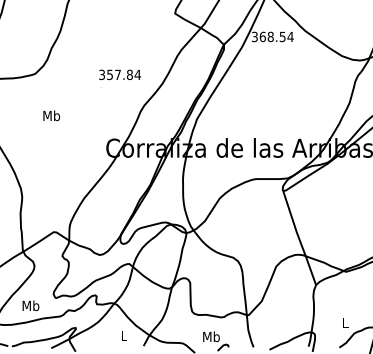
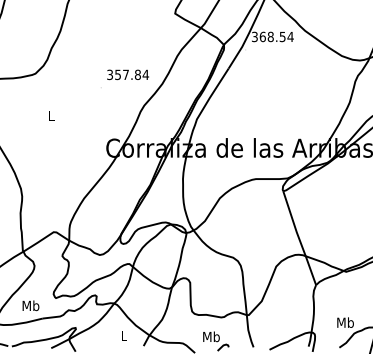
text position: (119, 74) -> (127, 74) (127, 74)
text: Mb -> L (51, 115)
text: L -> Mb (345, 322)
